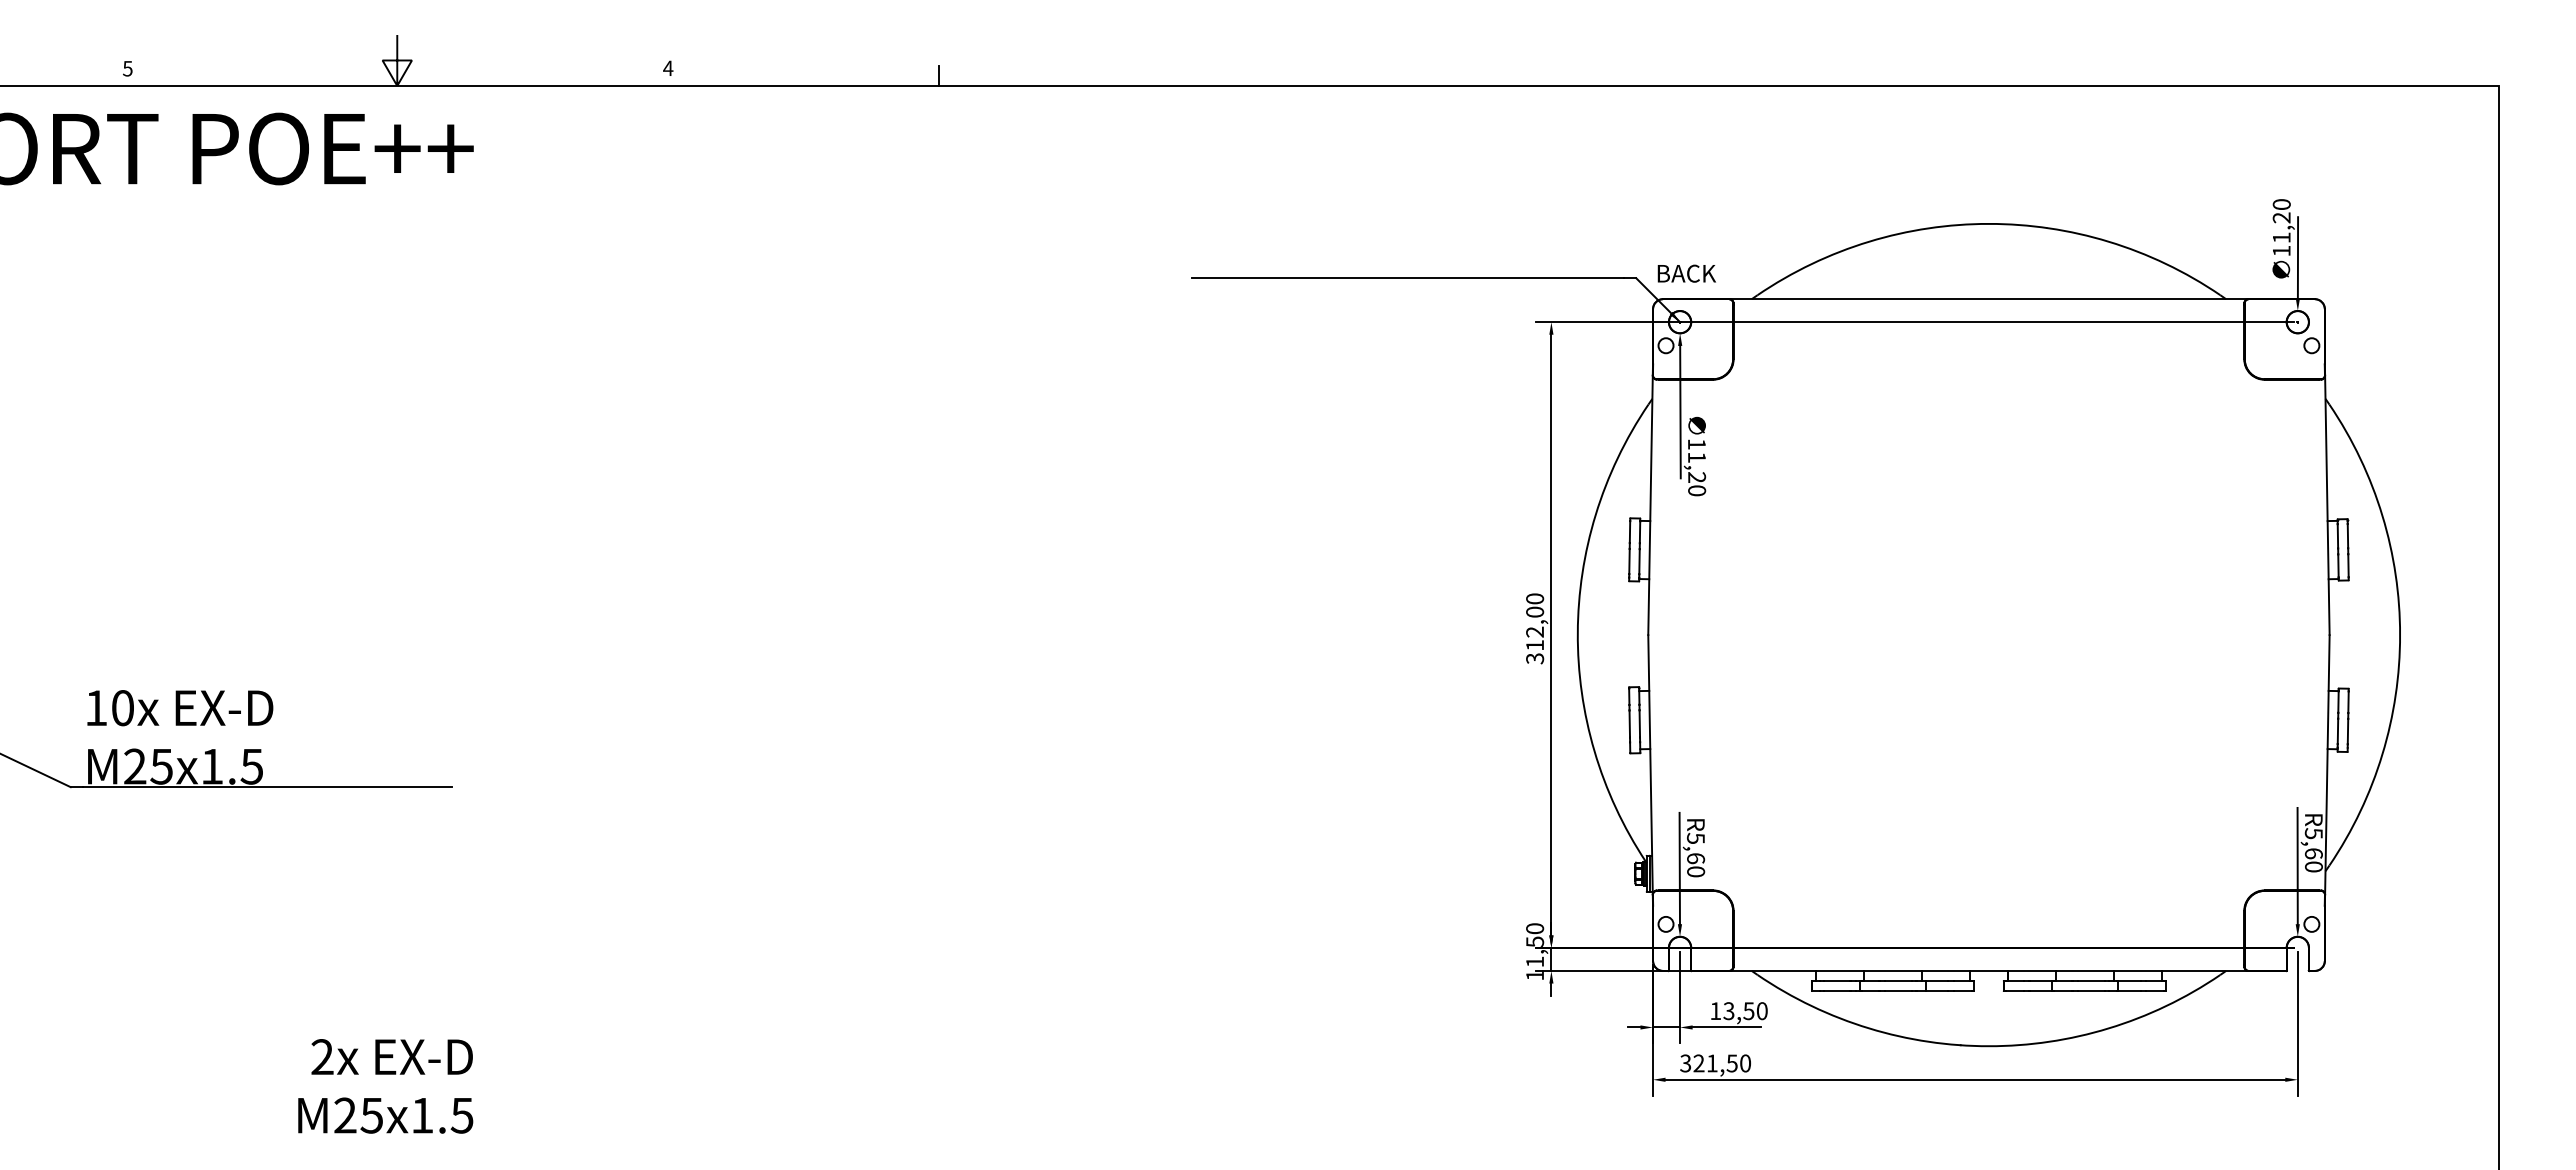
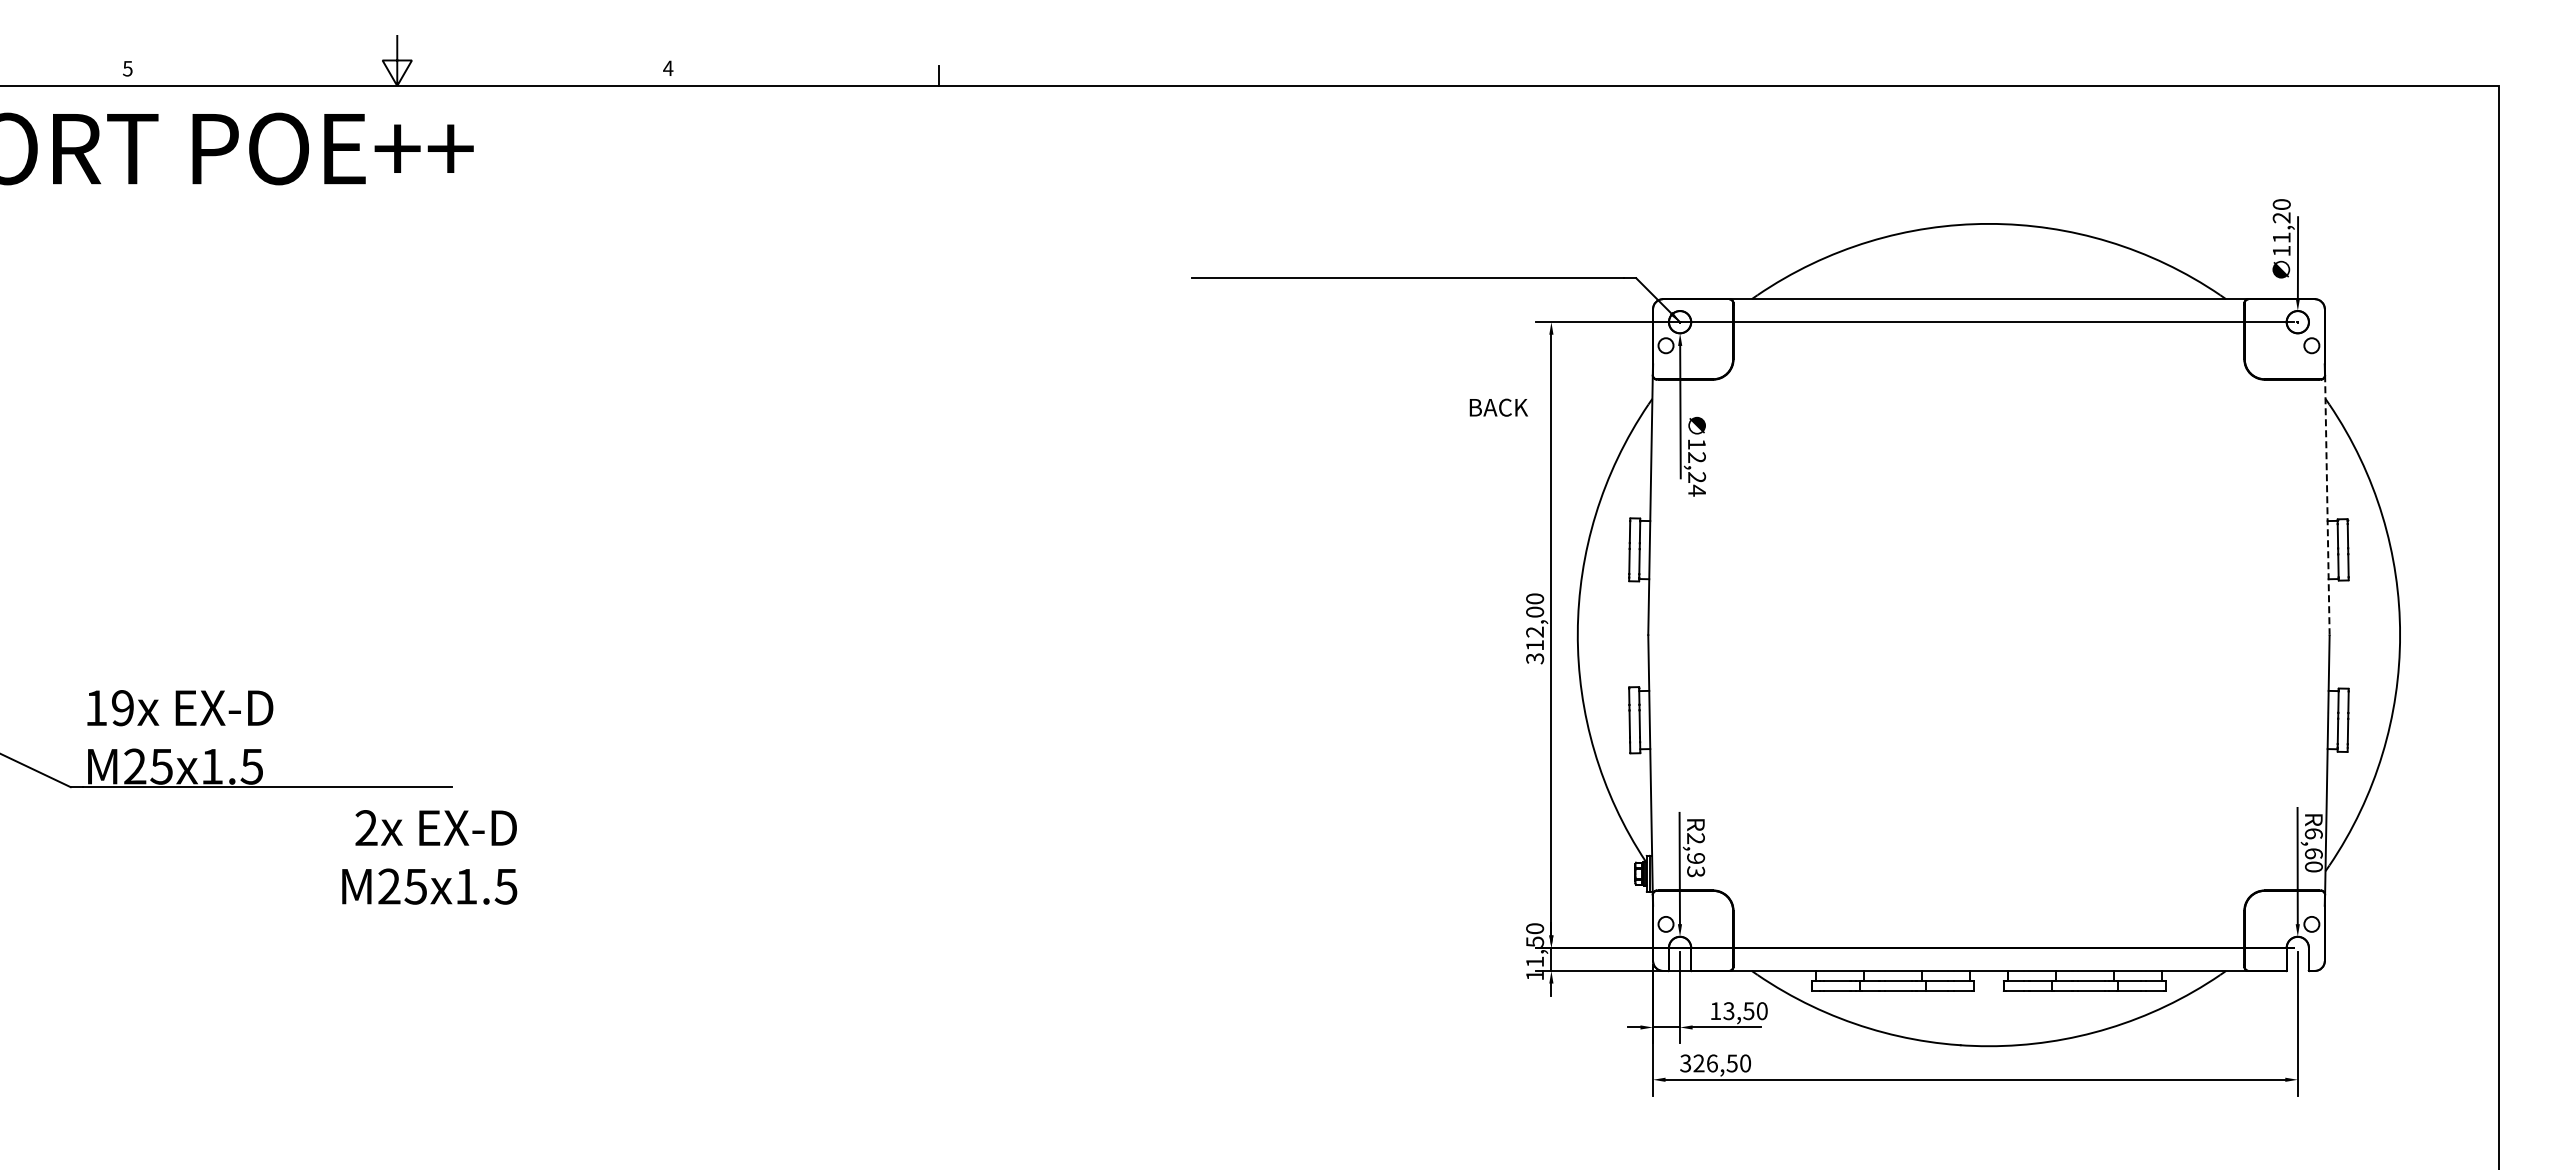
text position: (1686, 273) -> (1498, 407) (1498, 407)
text: 11,20 -> 12,24 (1697, 474)
line: solid -> dashed (2327, 504)
text: 10x -> 19x (122, 708)
text: R5,60 -> R6,60 (2313, 833)
text: R5,60 -> R2,93 (1696, 854)
text: 321,50 -> 326,50 (1712, 1063)
text position: (385, 1086) -> (429, 857) (429, 857)
